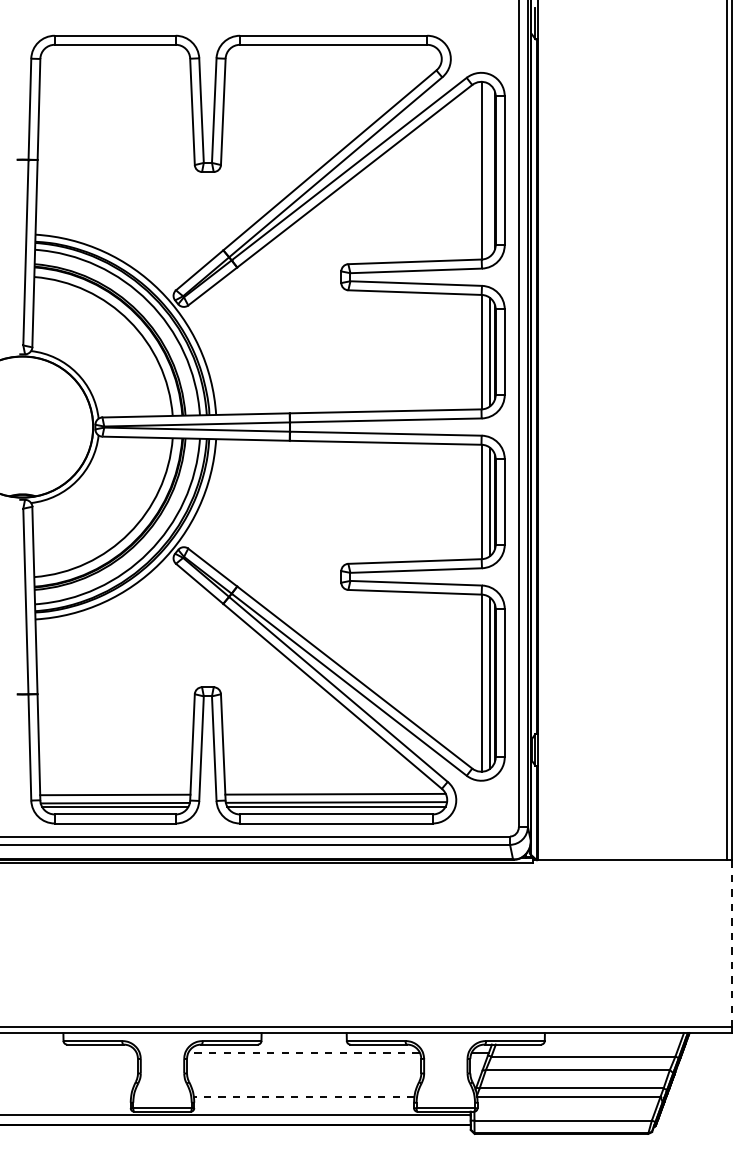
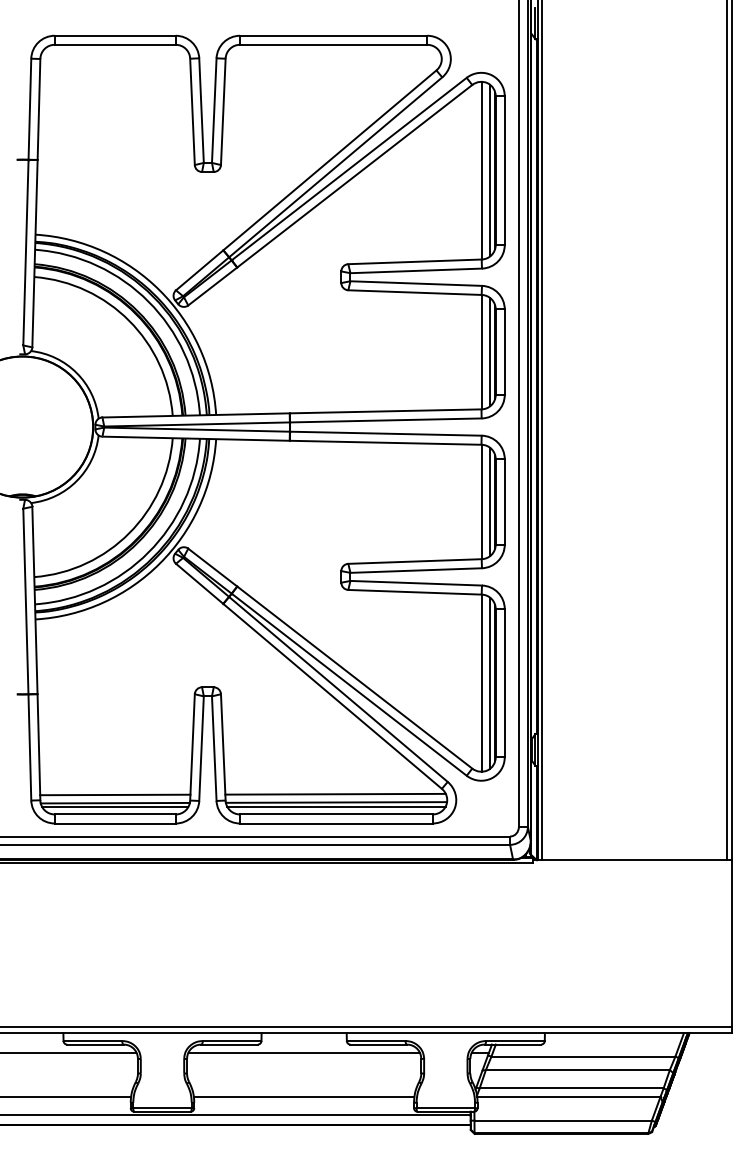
line: none -> present (490, 170)
line: none -> present (542, 431)
line: dashed -> solid (732, 943)
line: none -> present (69, 1052)
line: dashed -> solid (303, 1052)
line: none -> present (66, 1097)
line: dashed -> solid (303, 1097)
